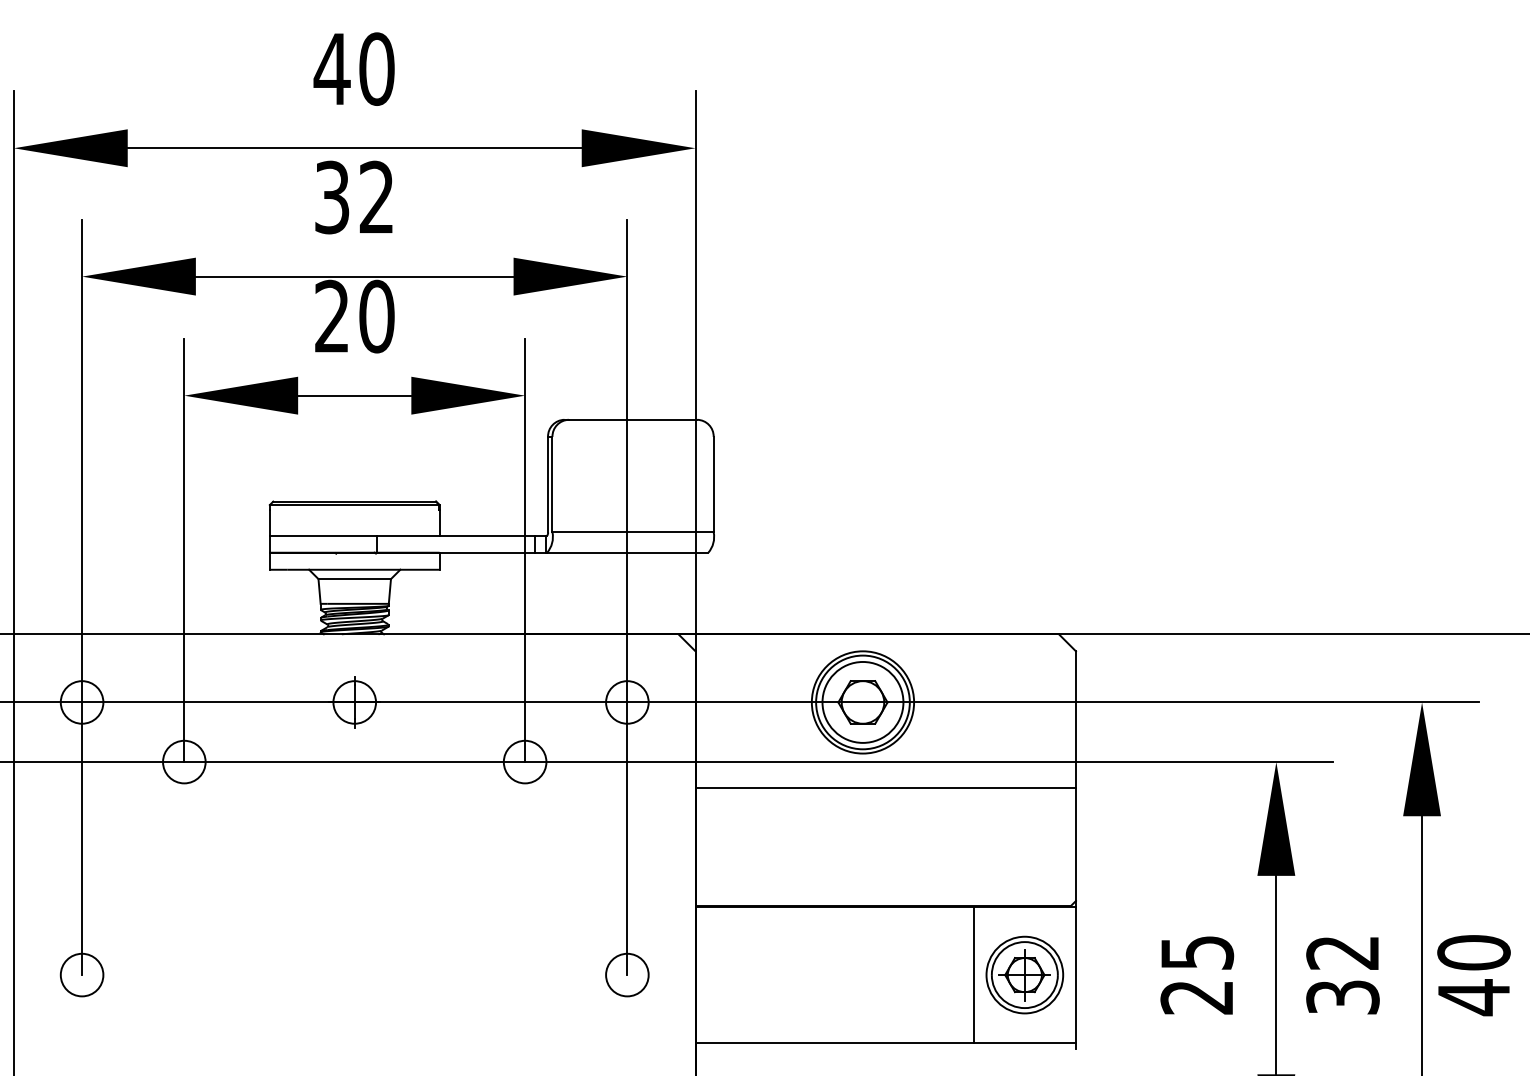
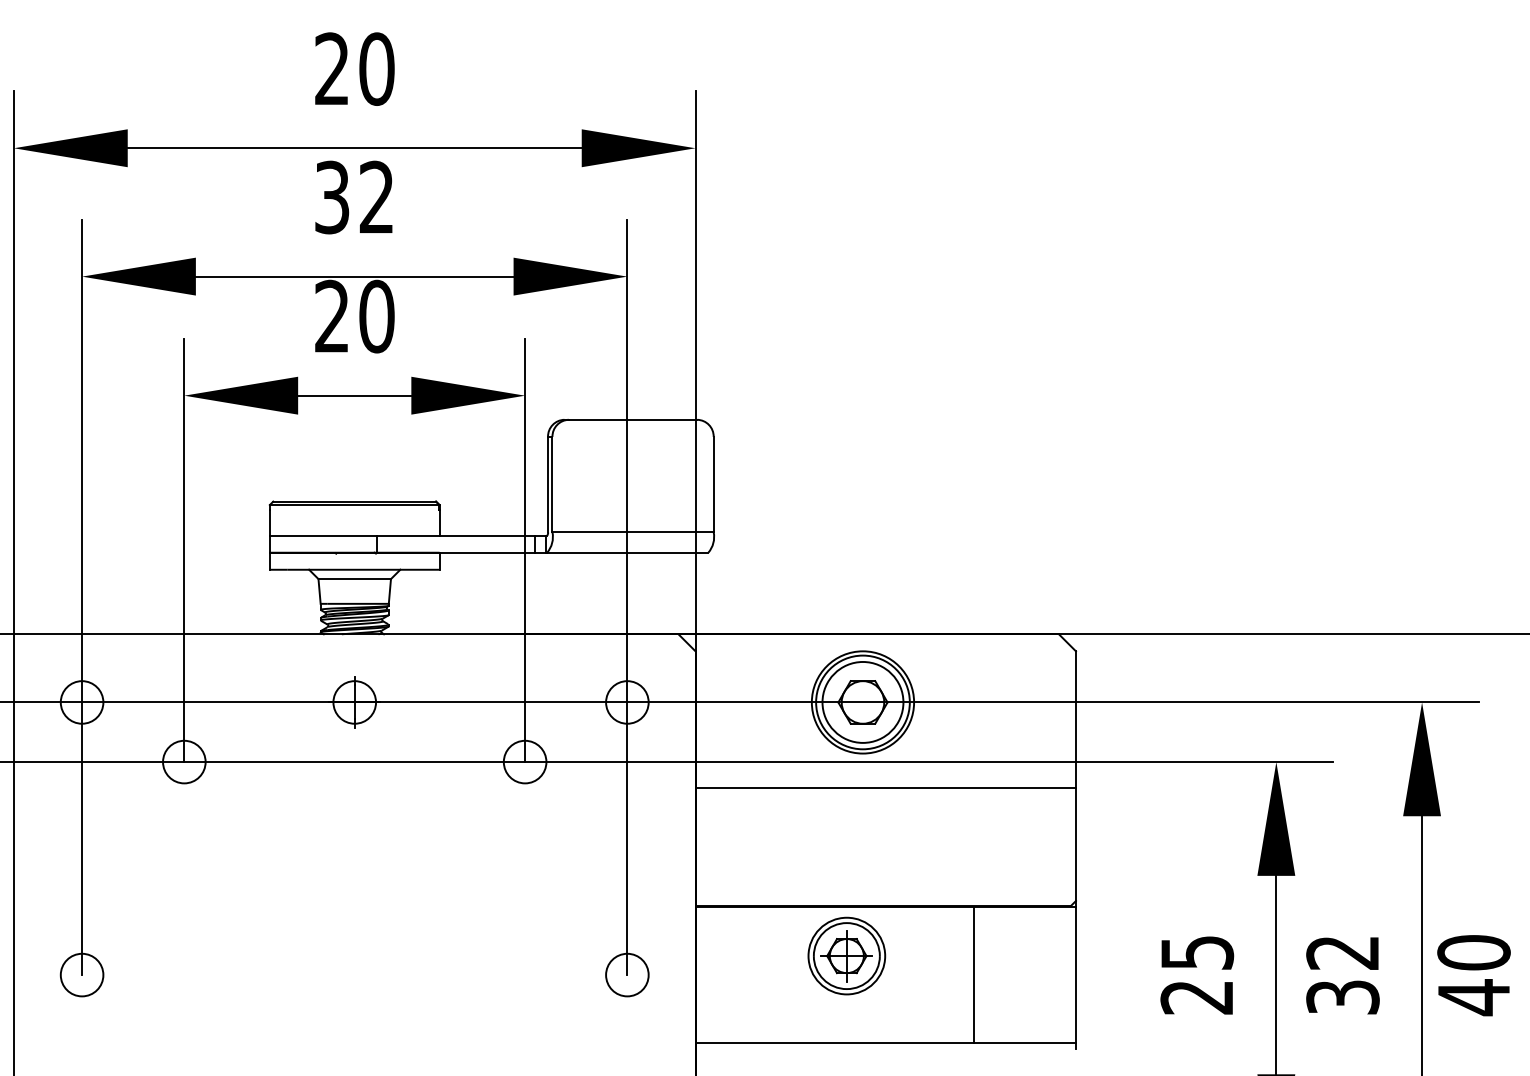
text: 40 -> 20 (331, 68)
part position: (1024, 974) -> (846, 955) (846, 955)
